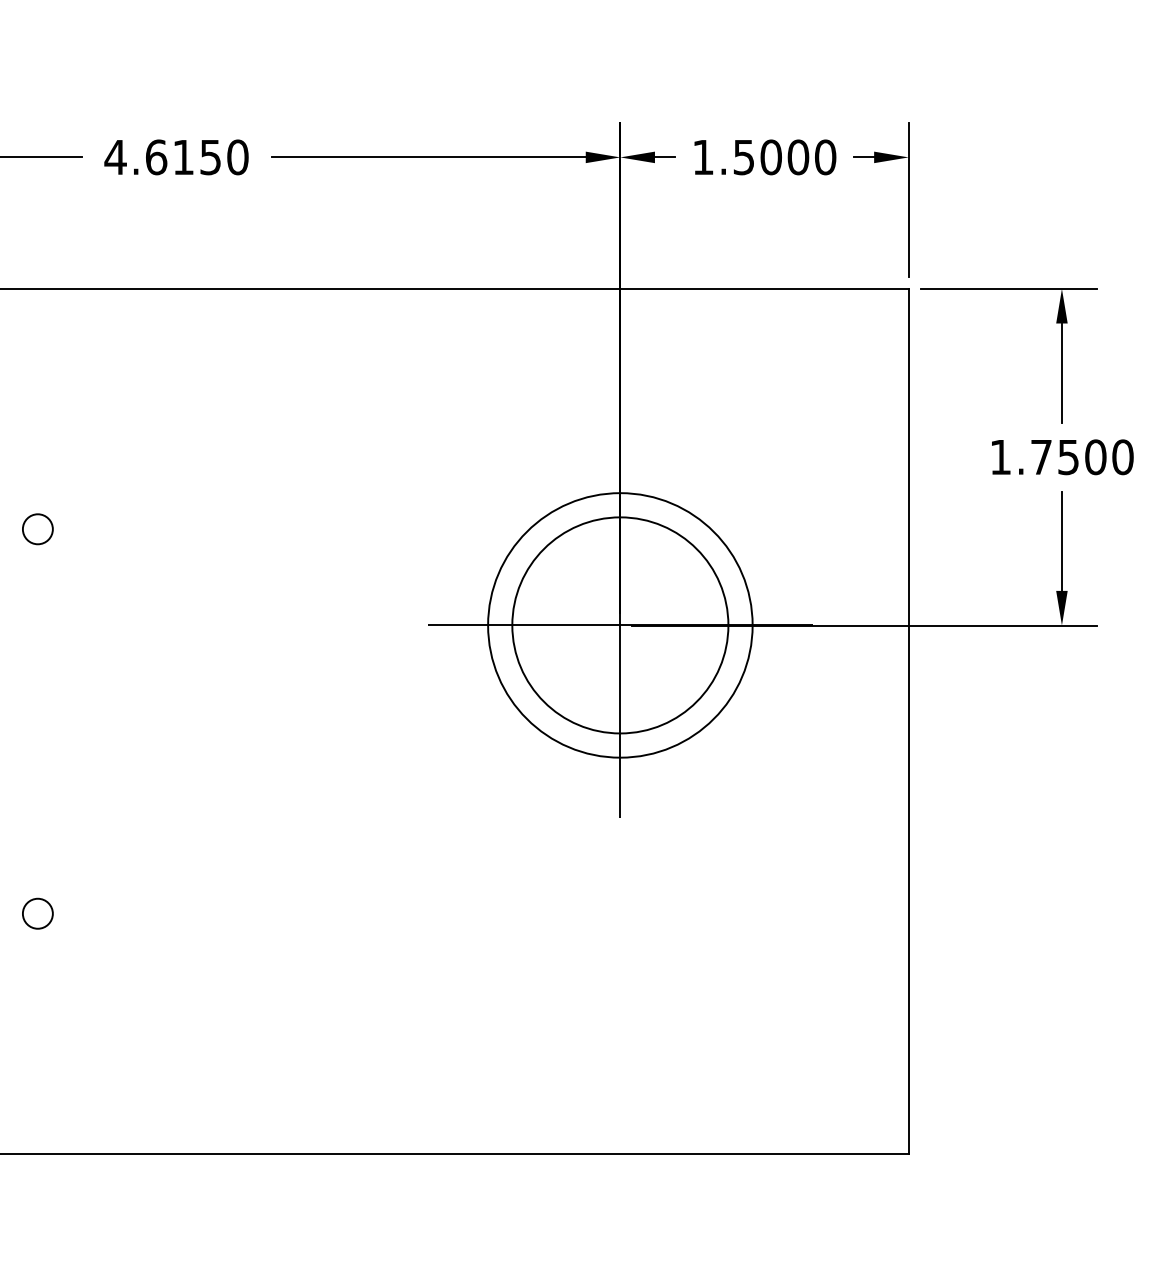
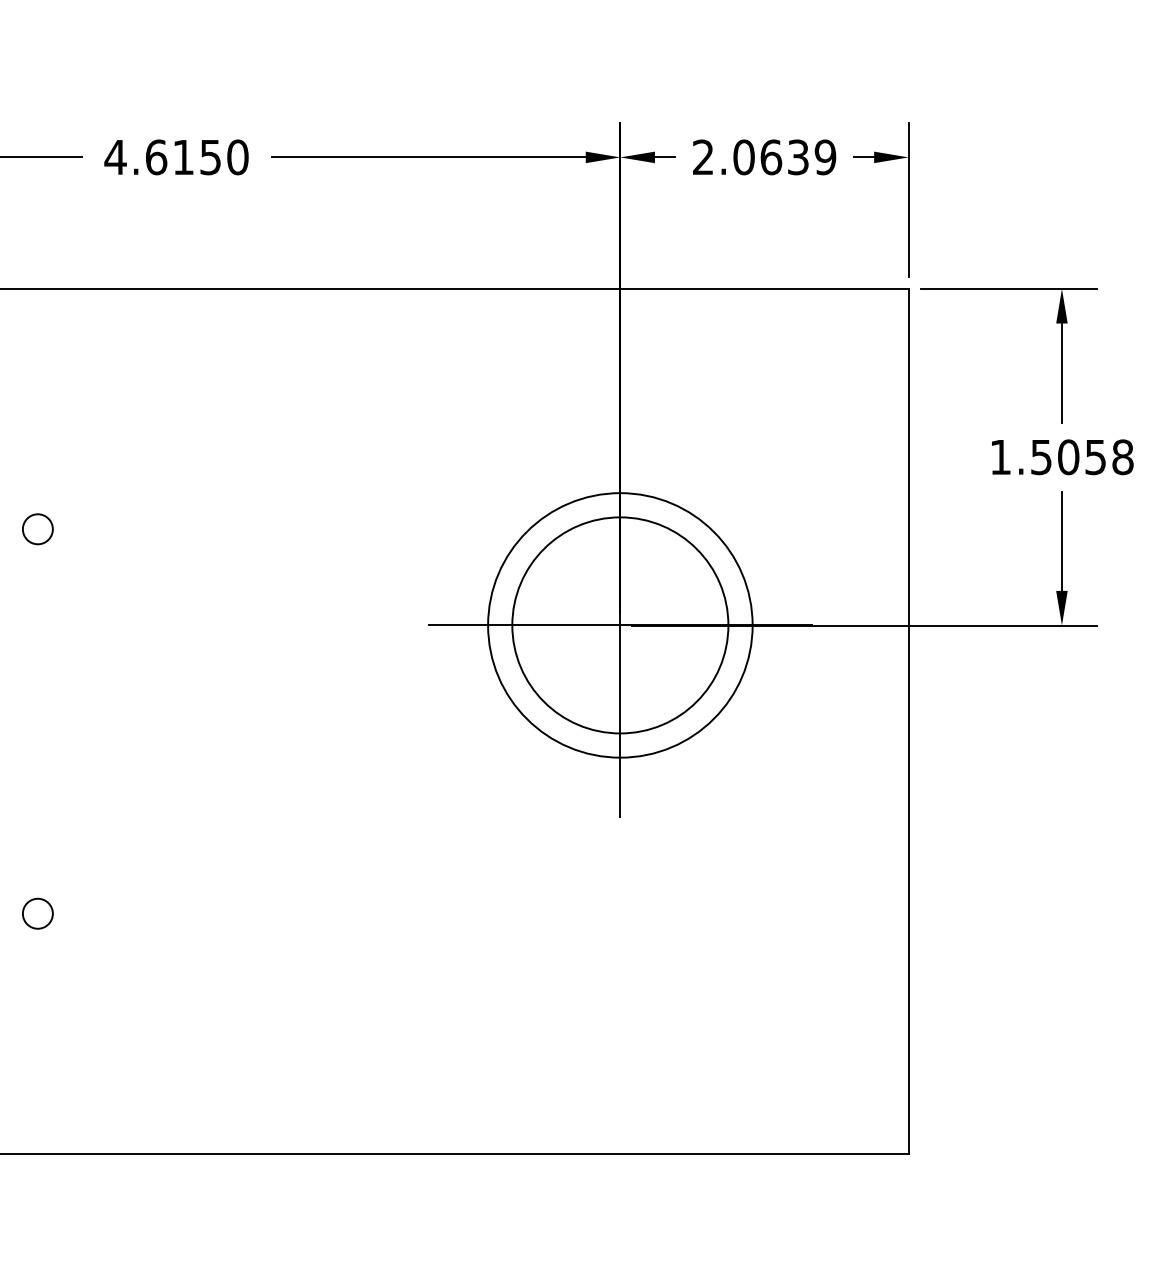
text: 1.5000 -> 2.0639 (764, 157)
text: 1.7500 -> 1.5058 (1082, 457)
